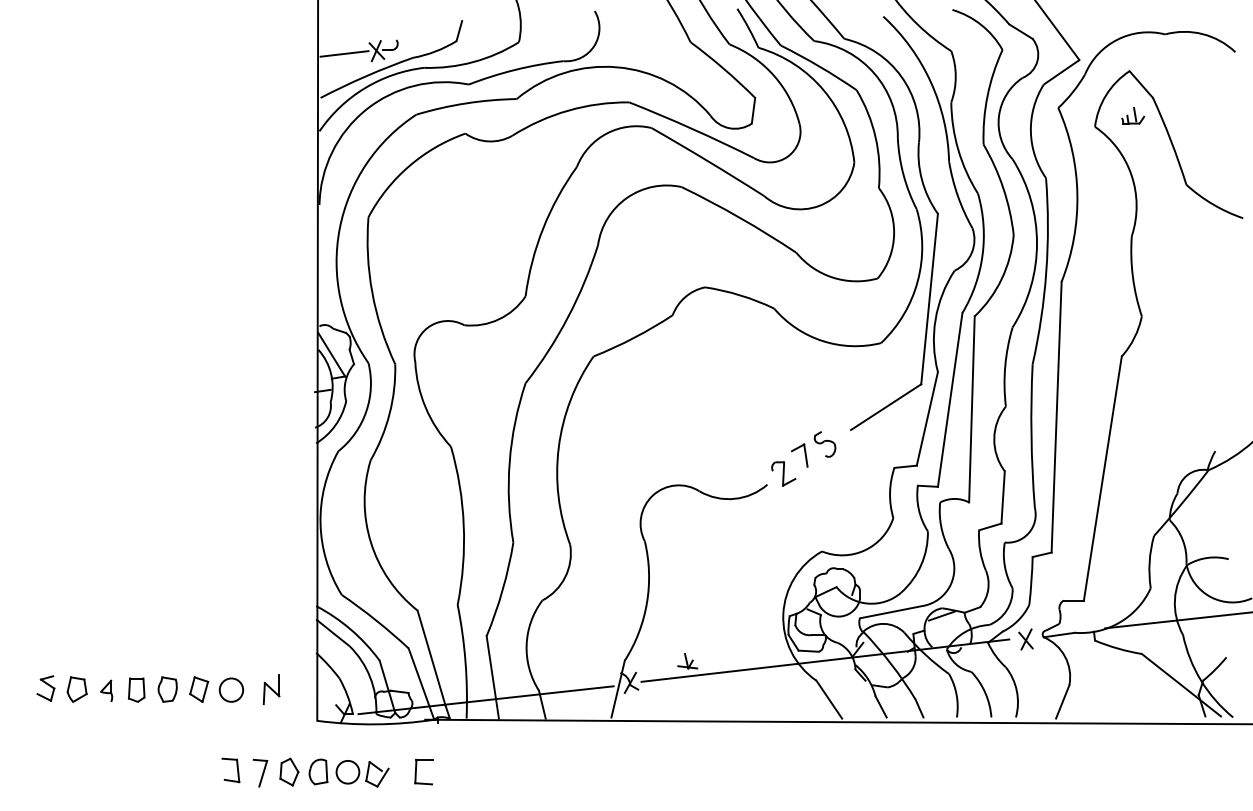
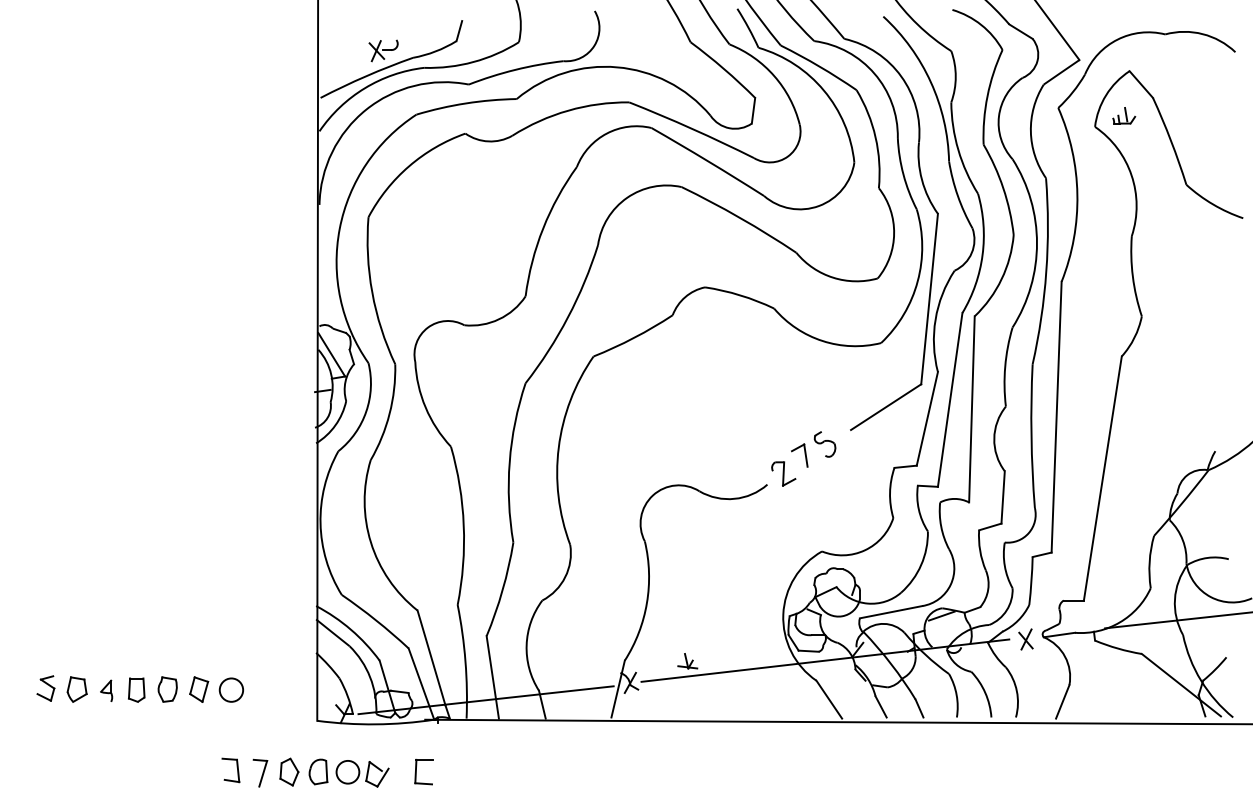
line: present -> none (344, 53)
part position: (1133, 115) -> (1124, 115) (1124, 115)
part: present -> none (271, 689)
